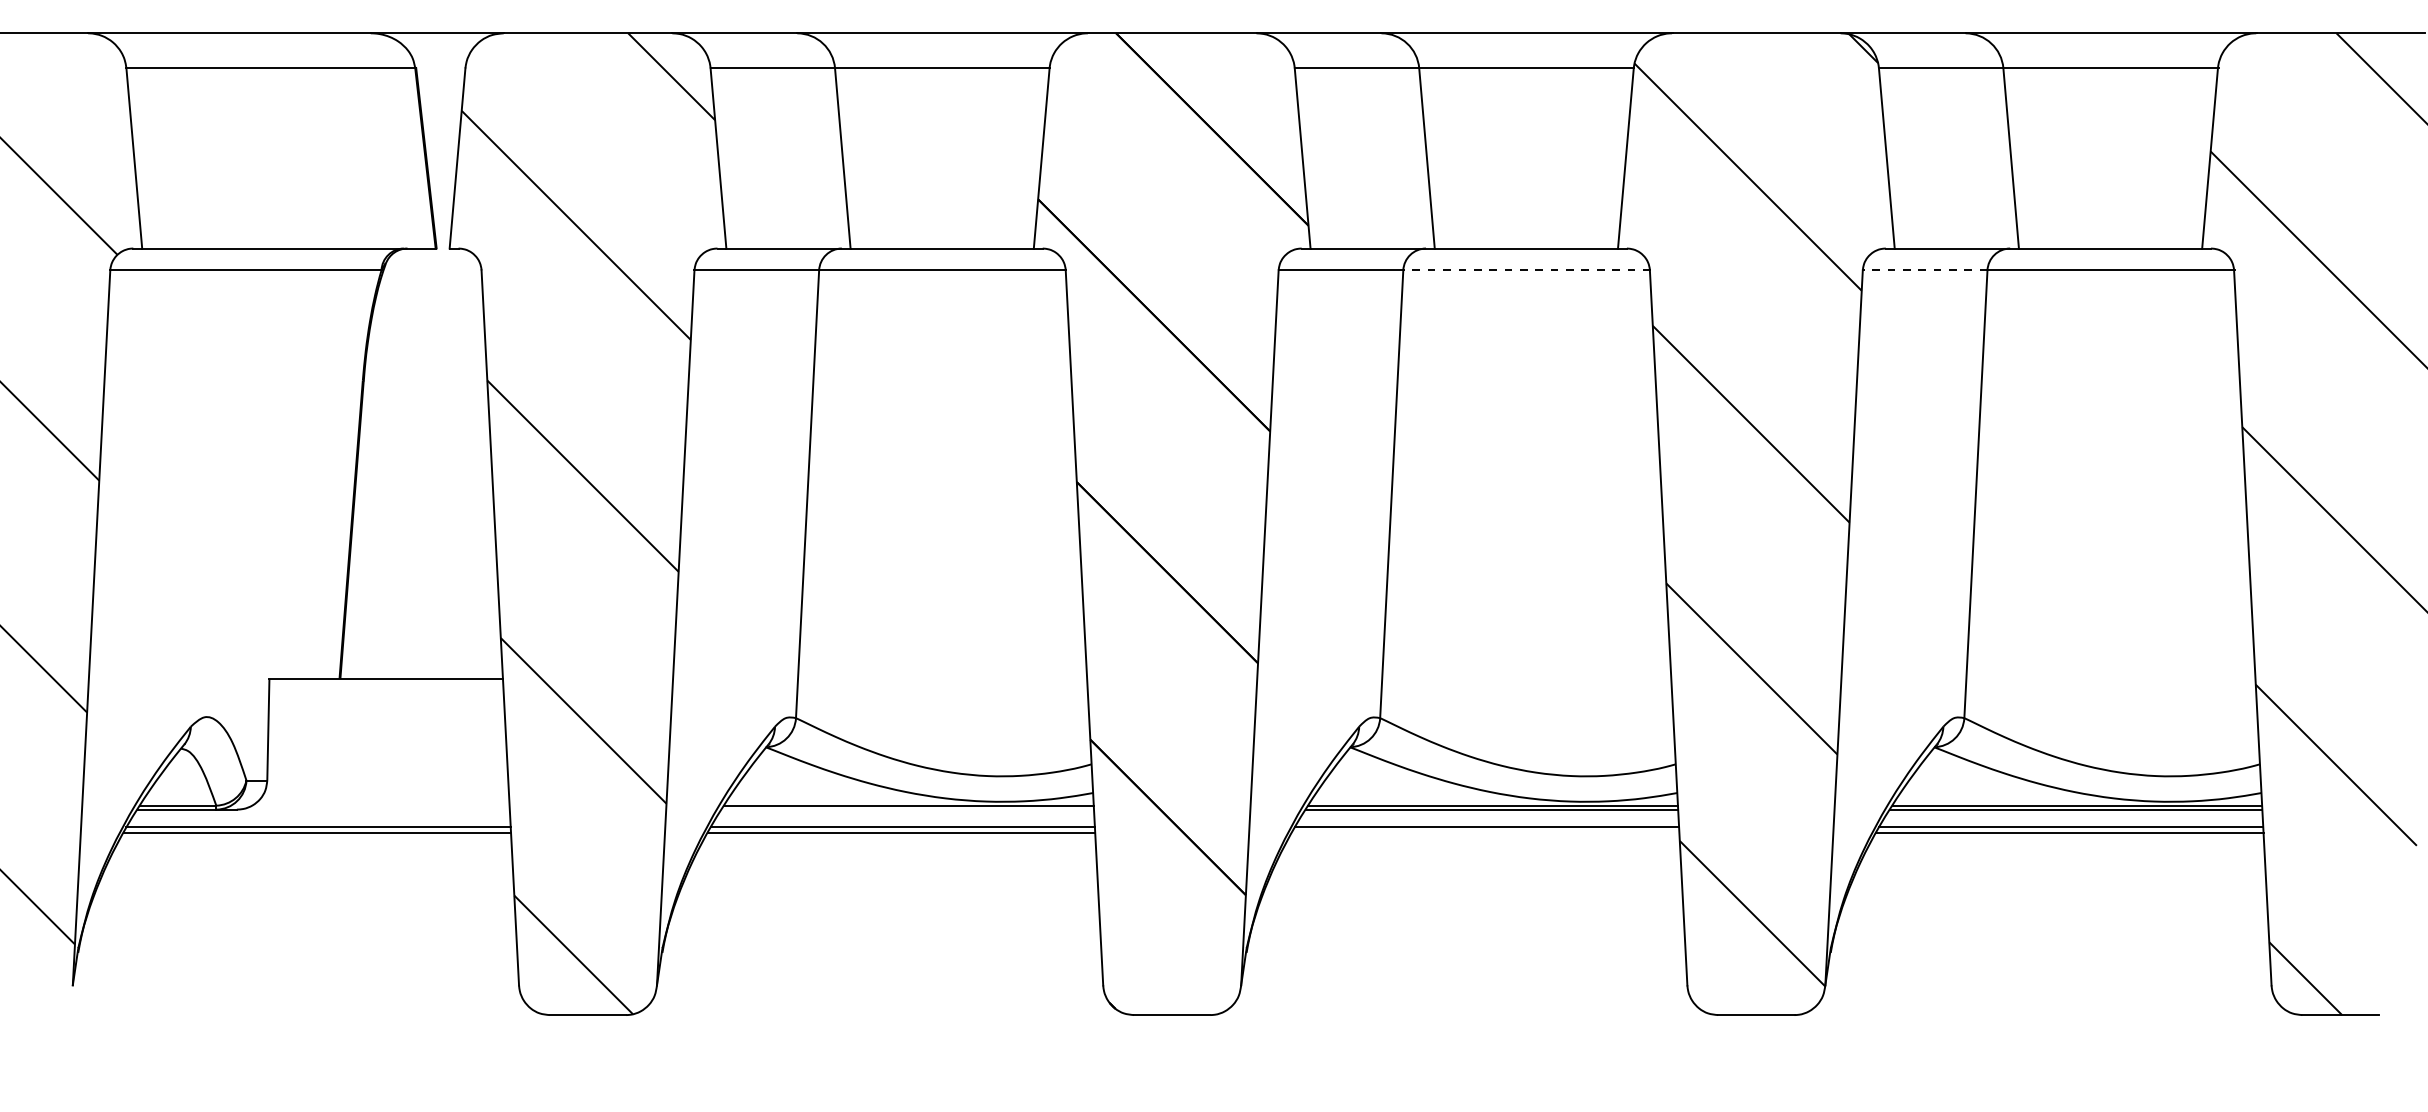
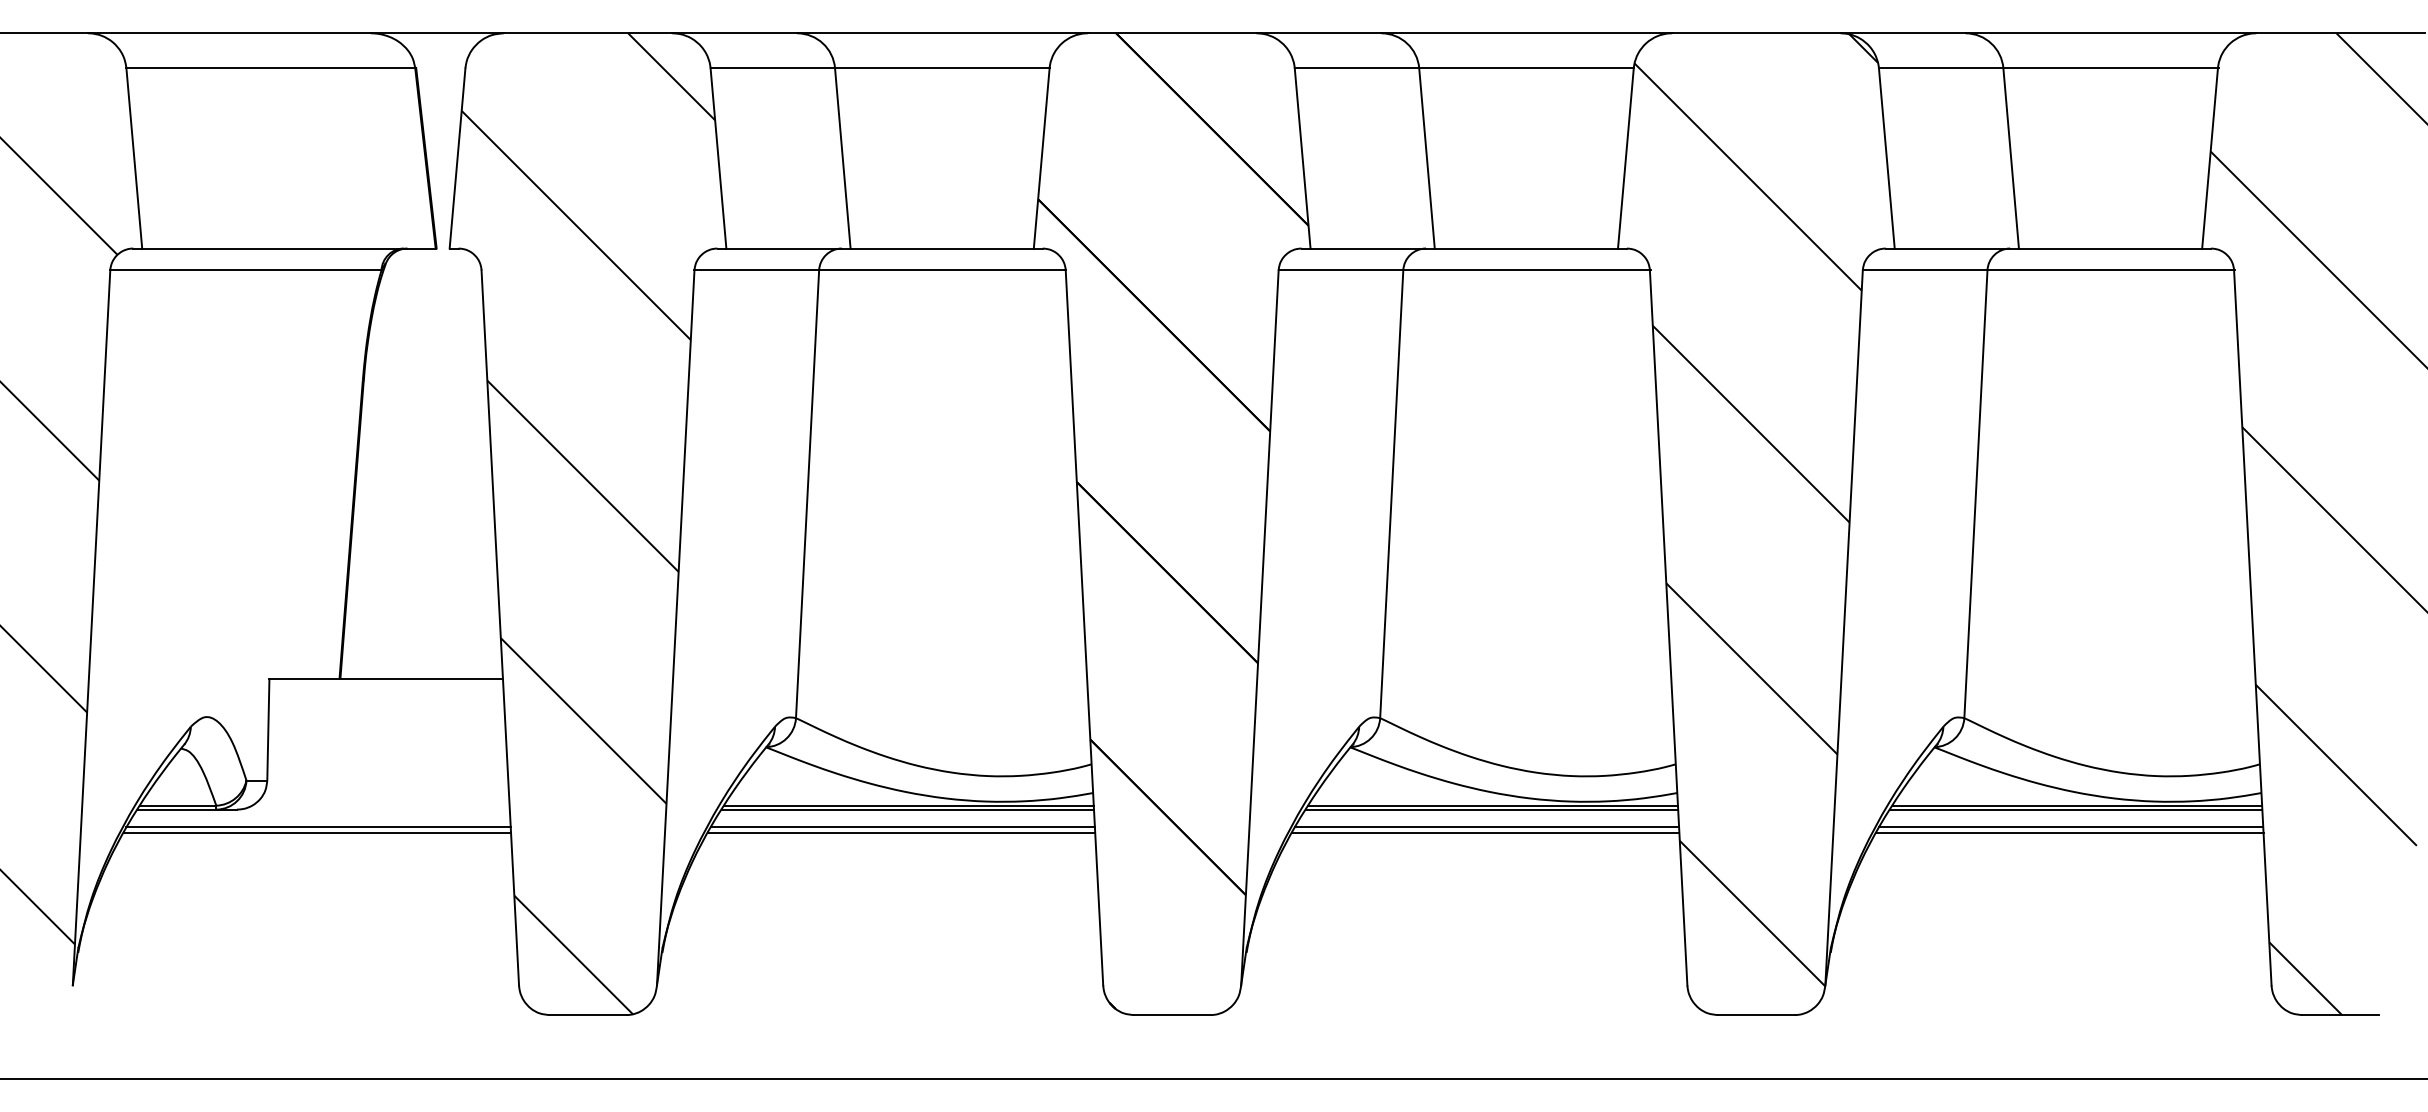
line: dashed -> solid (1526, 270)
line: dashed -> solid (1924, 270)
line: none -> present (907, 809)
line: none -> present (1485, 832)
line: none -> present (1213, 1078)
